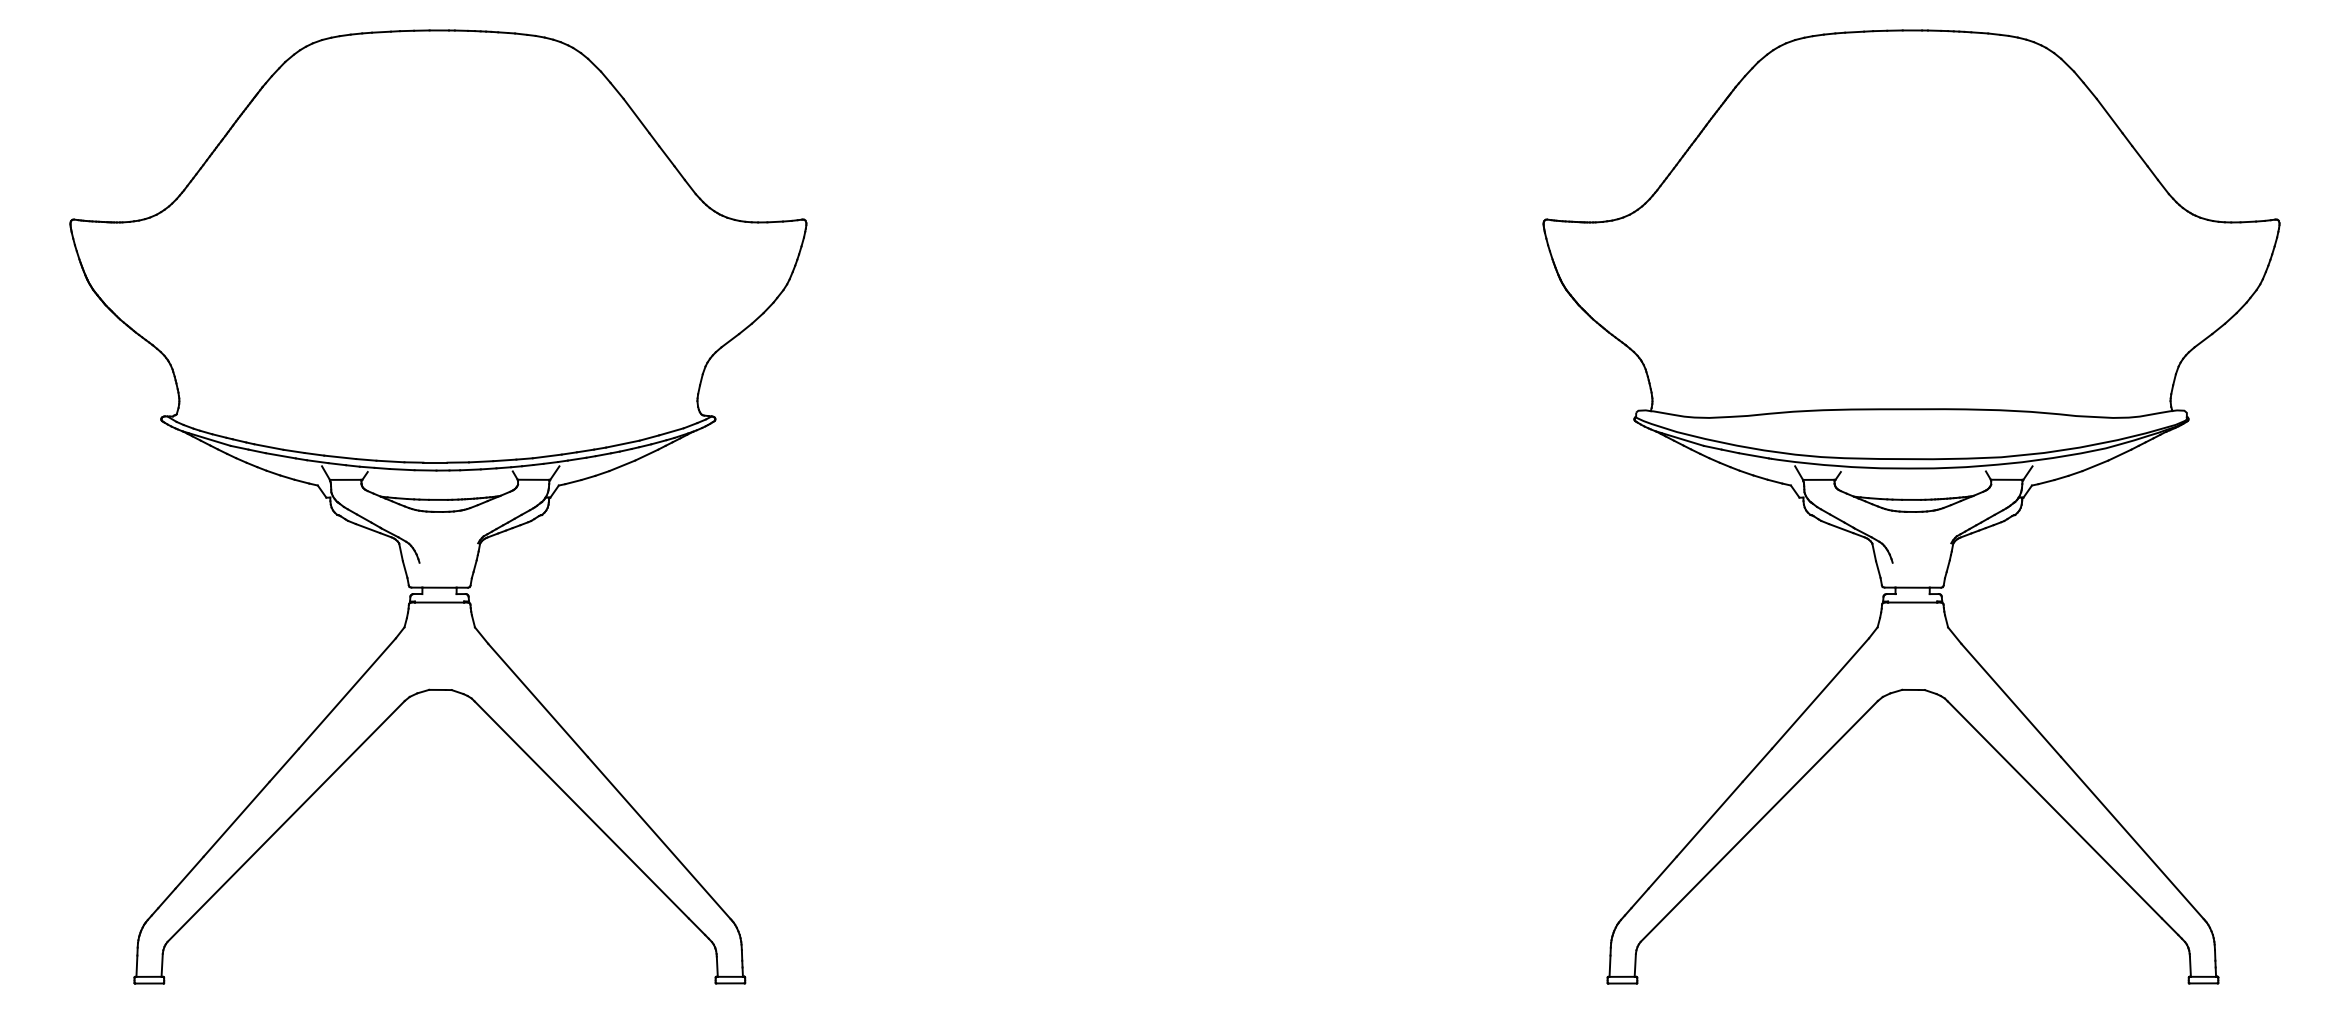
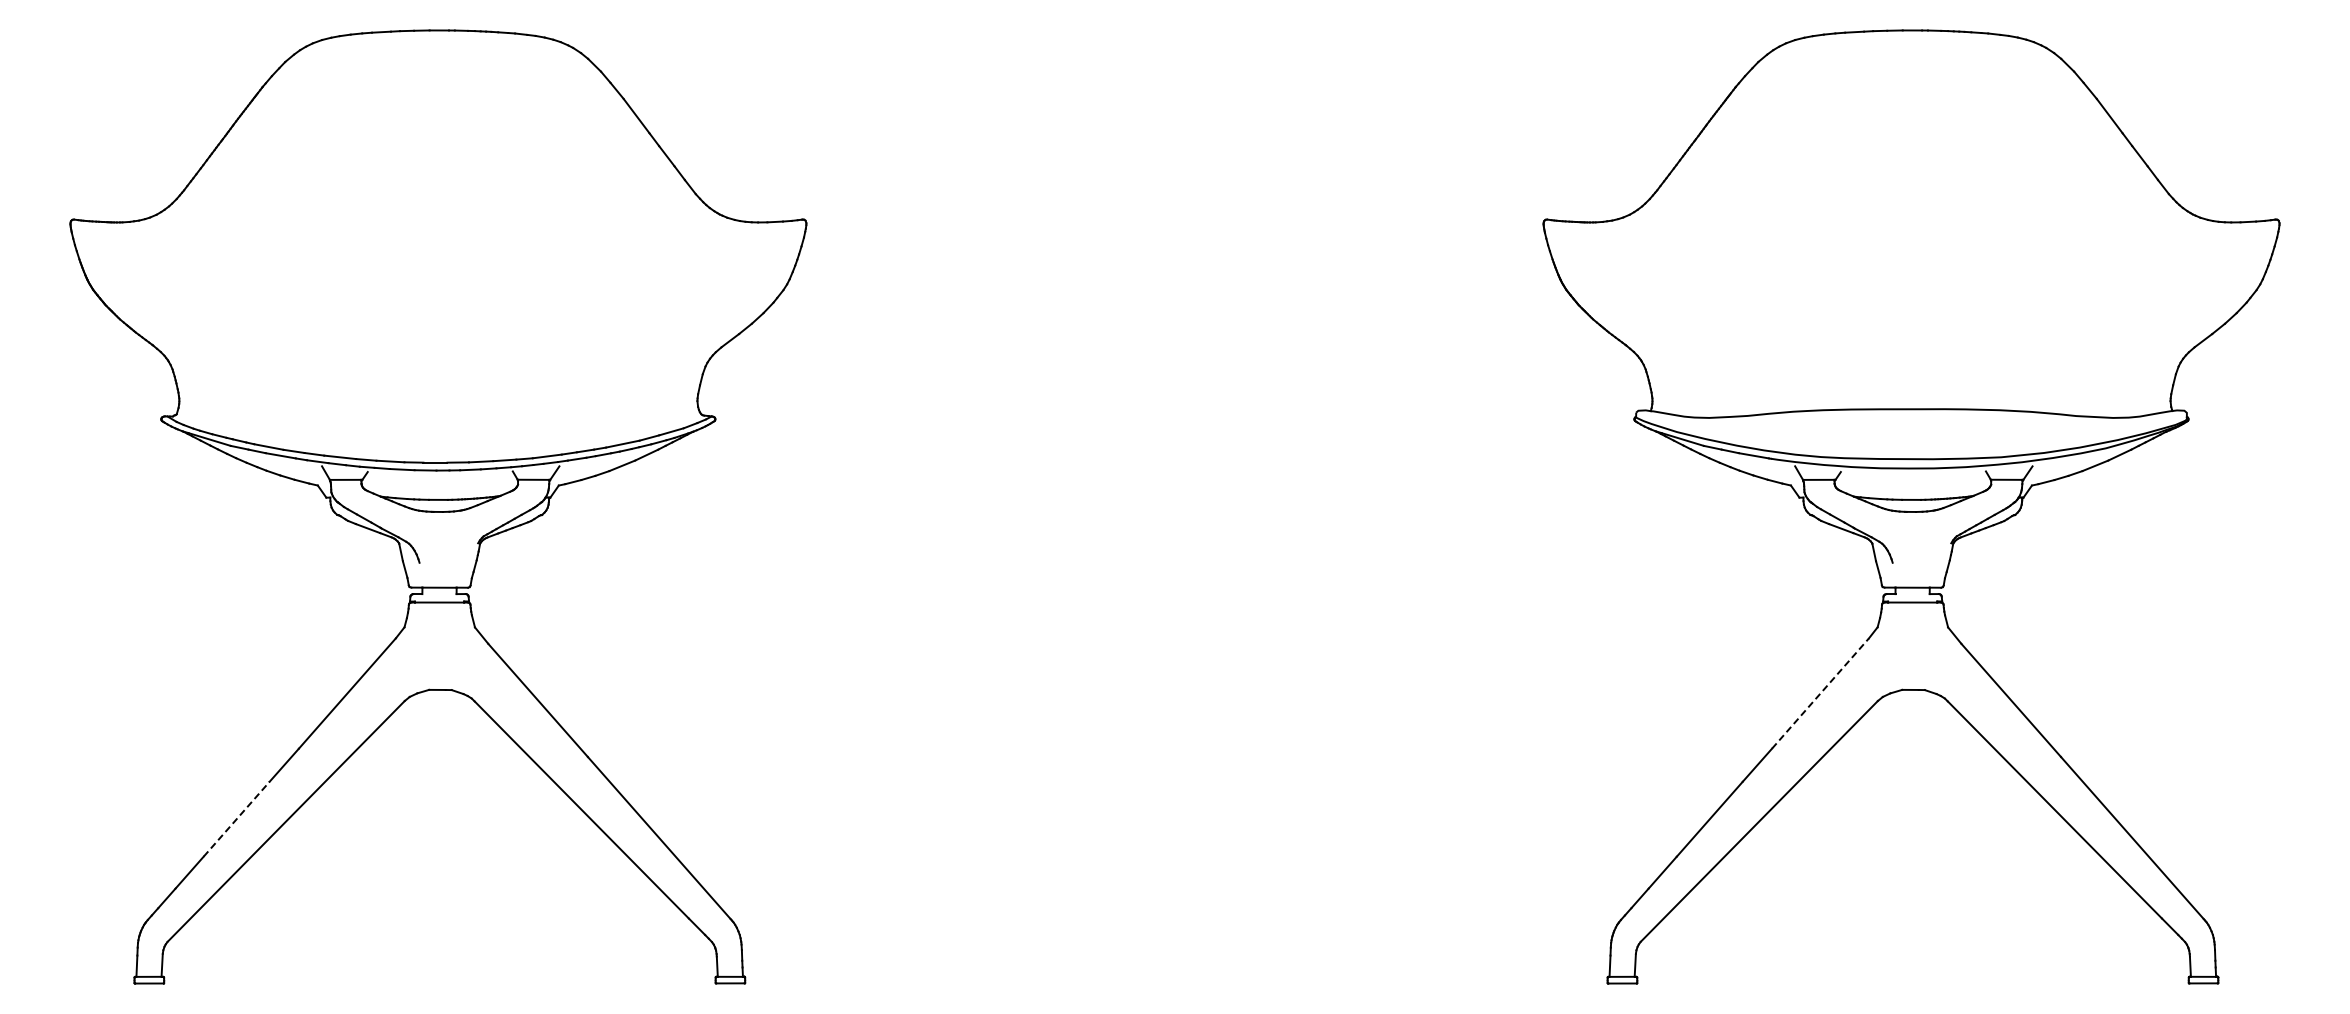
line: solid -> dashed (1820, 693)
line: solid -> dashed (236, 819)
